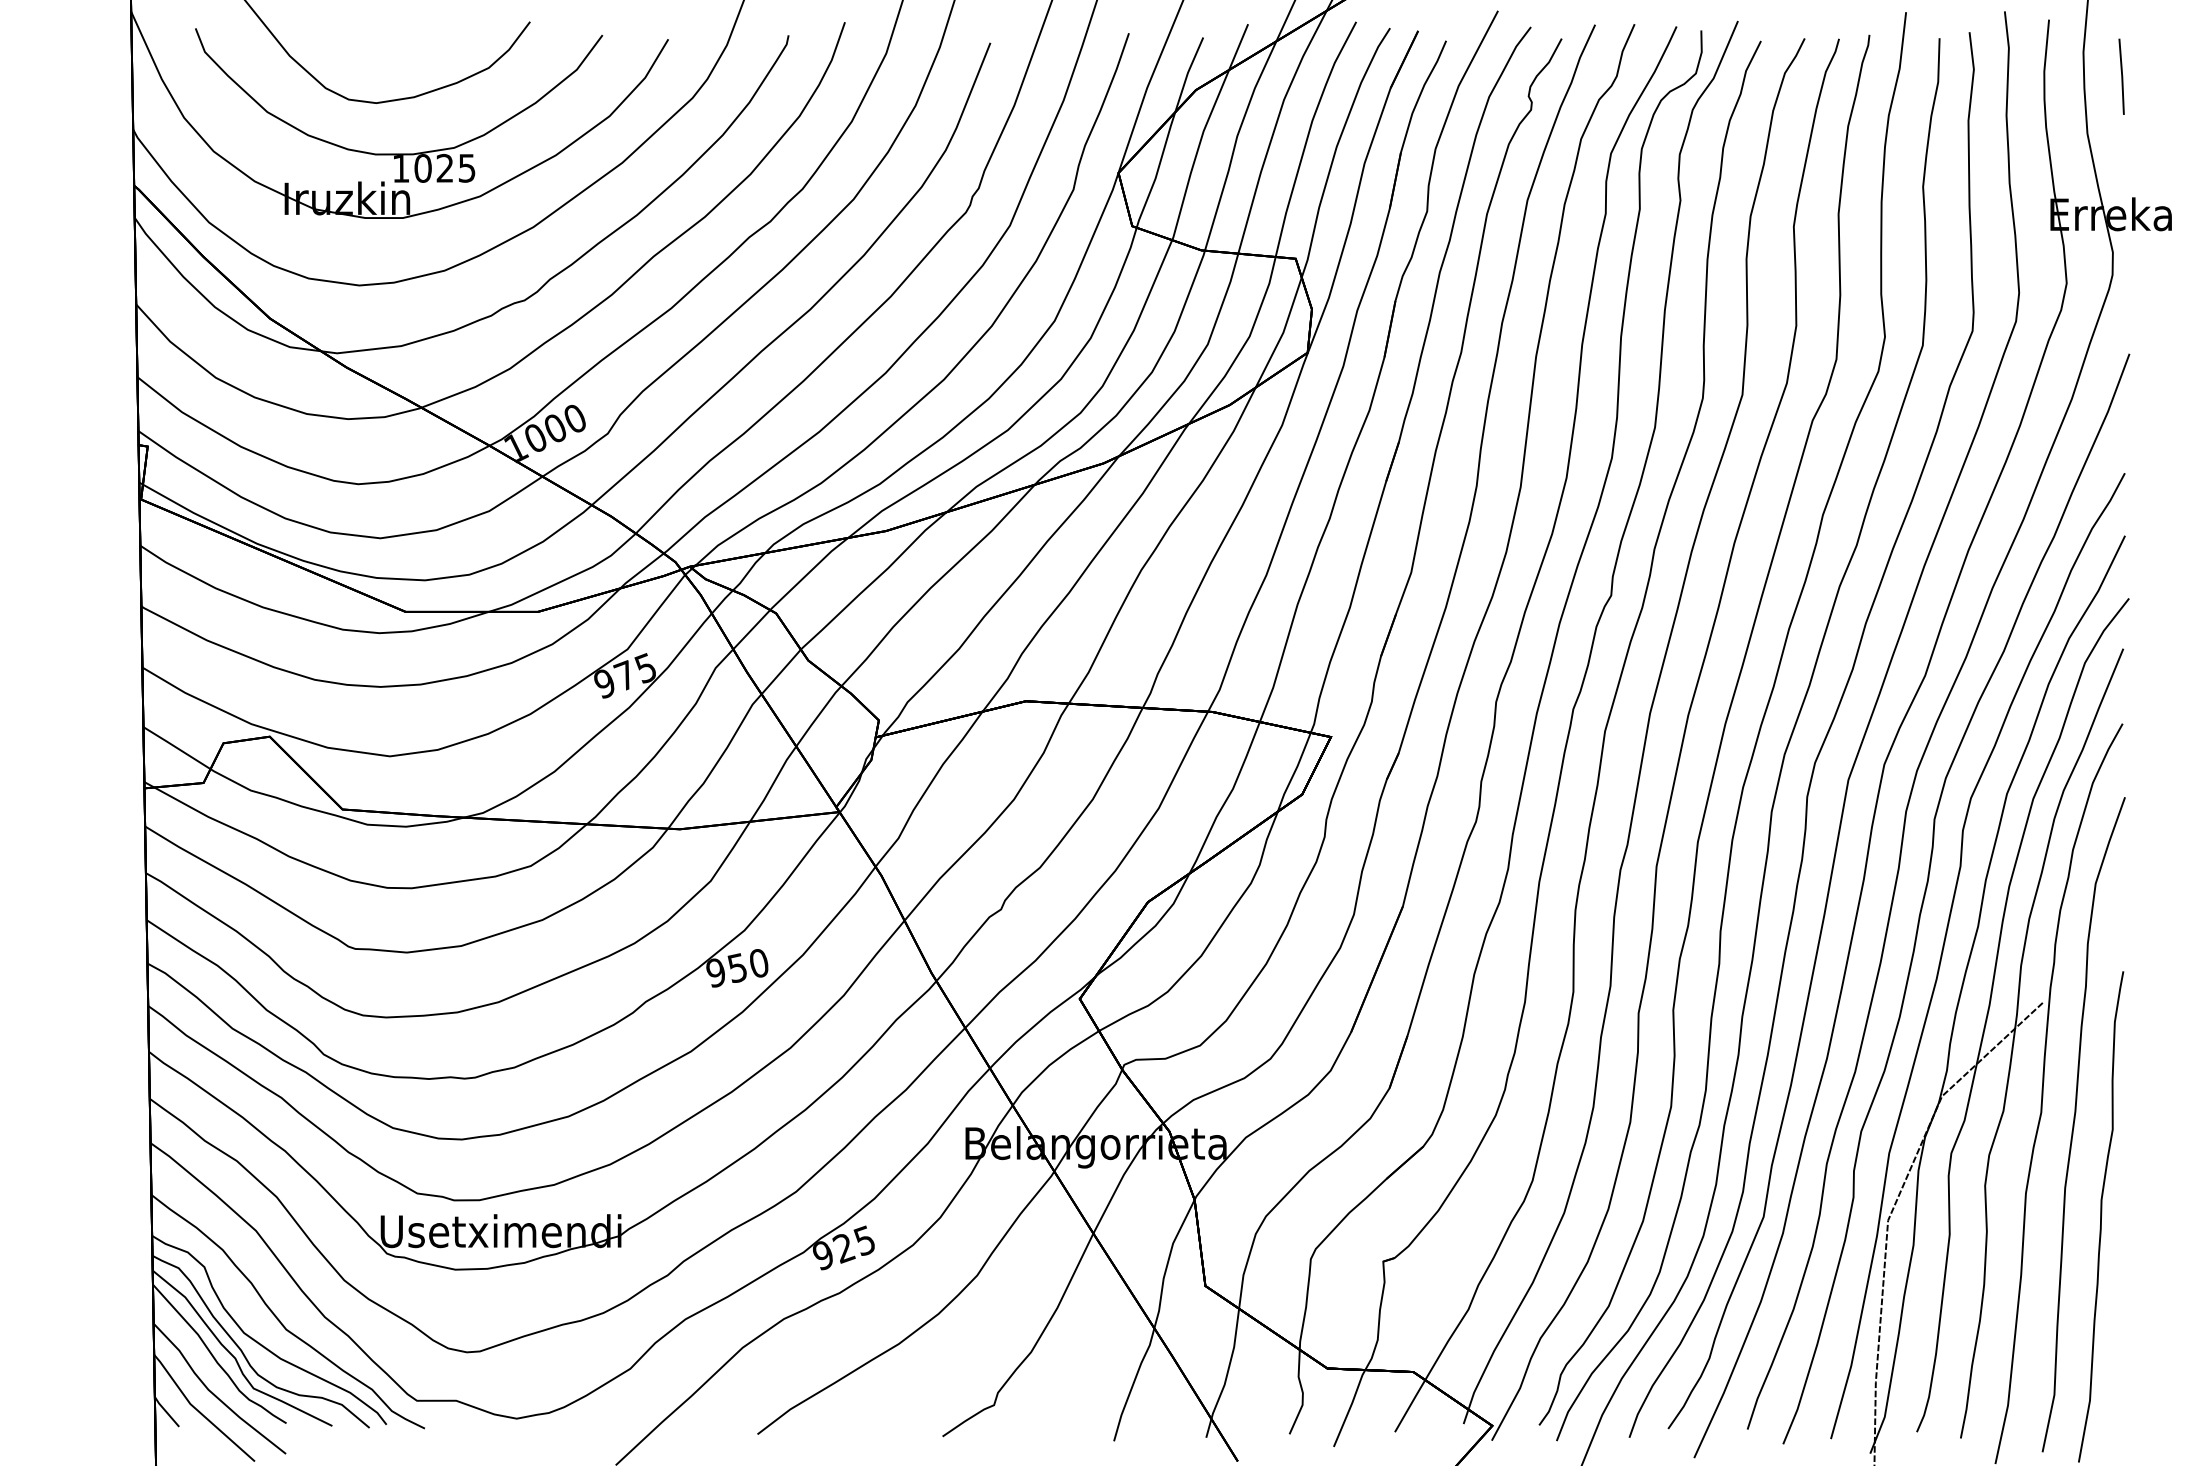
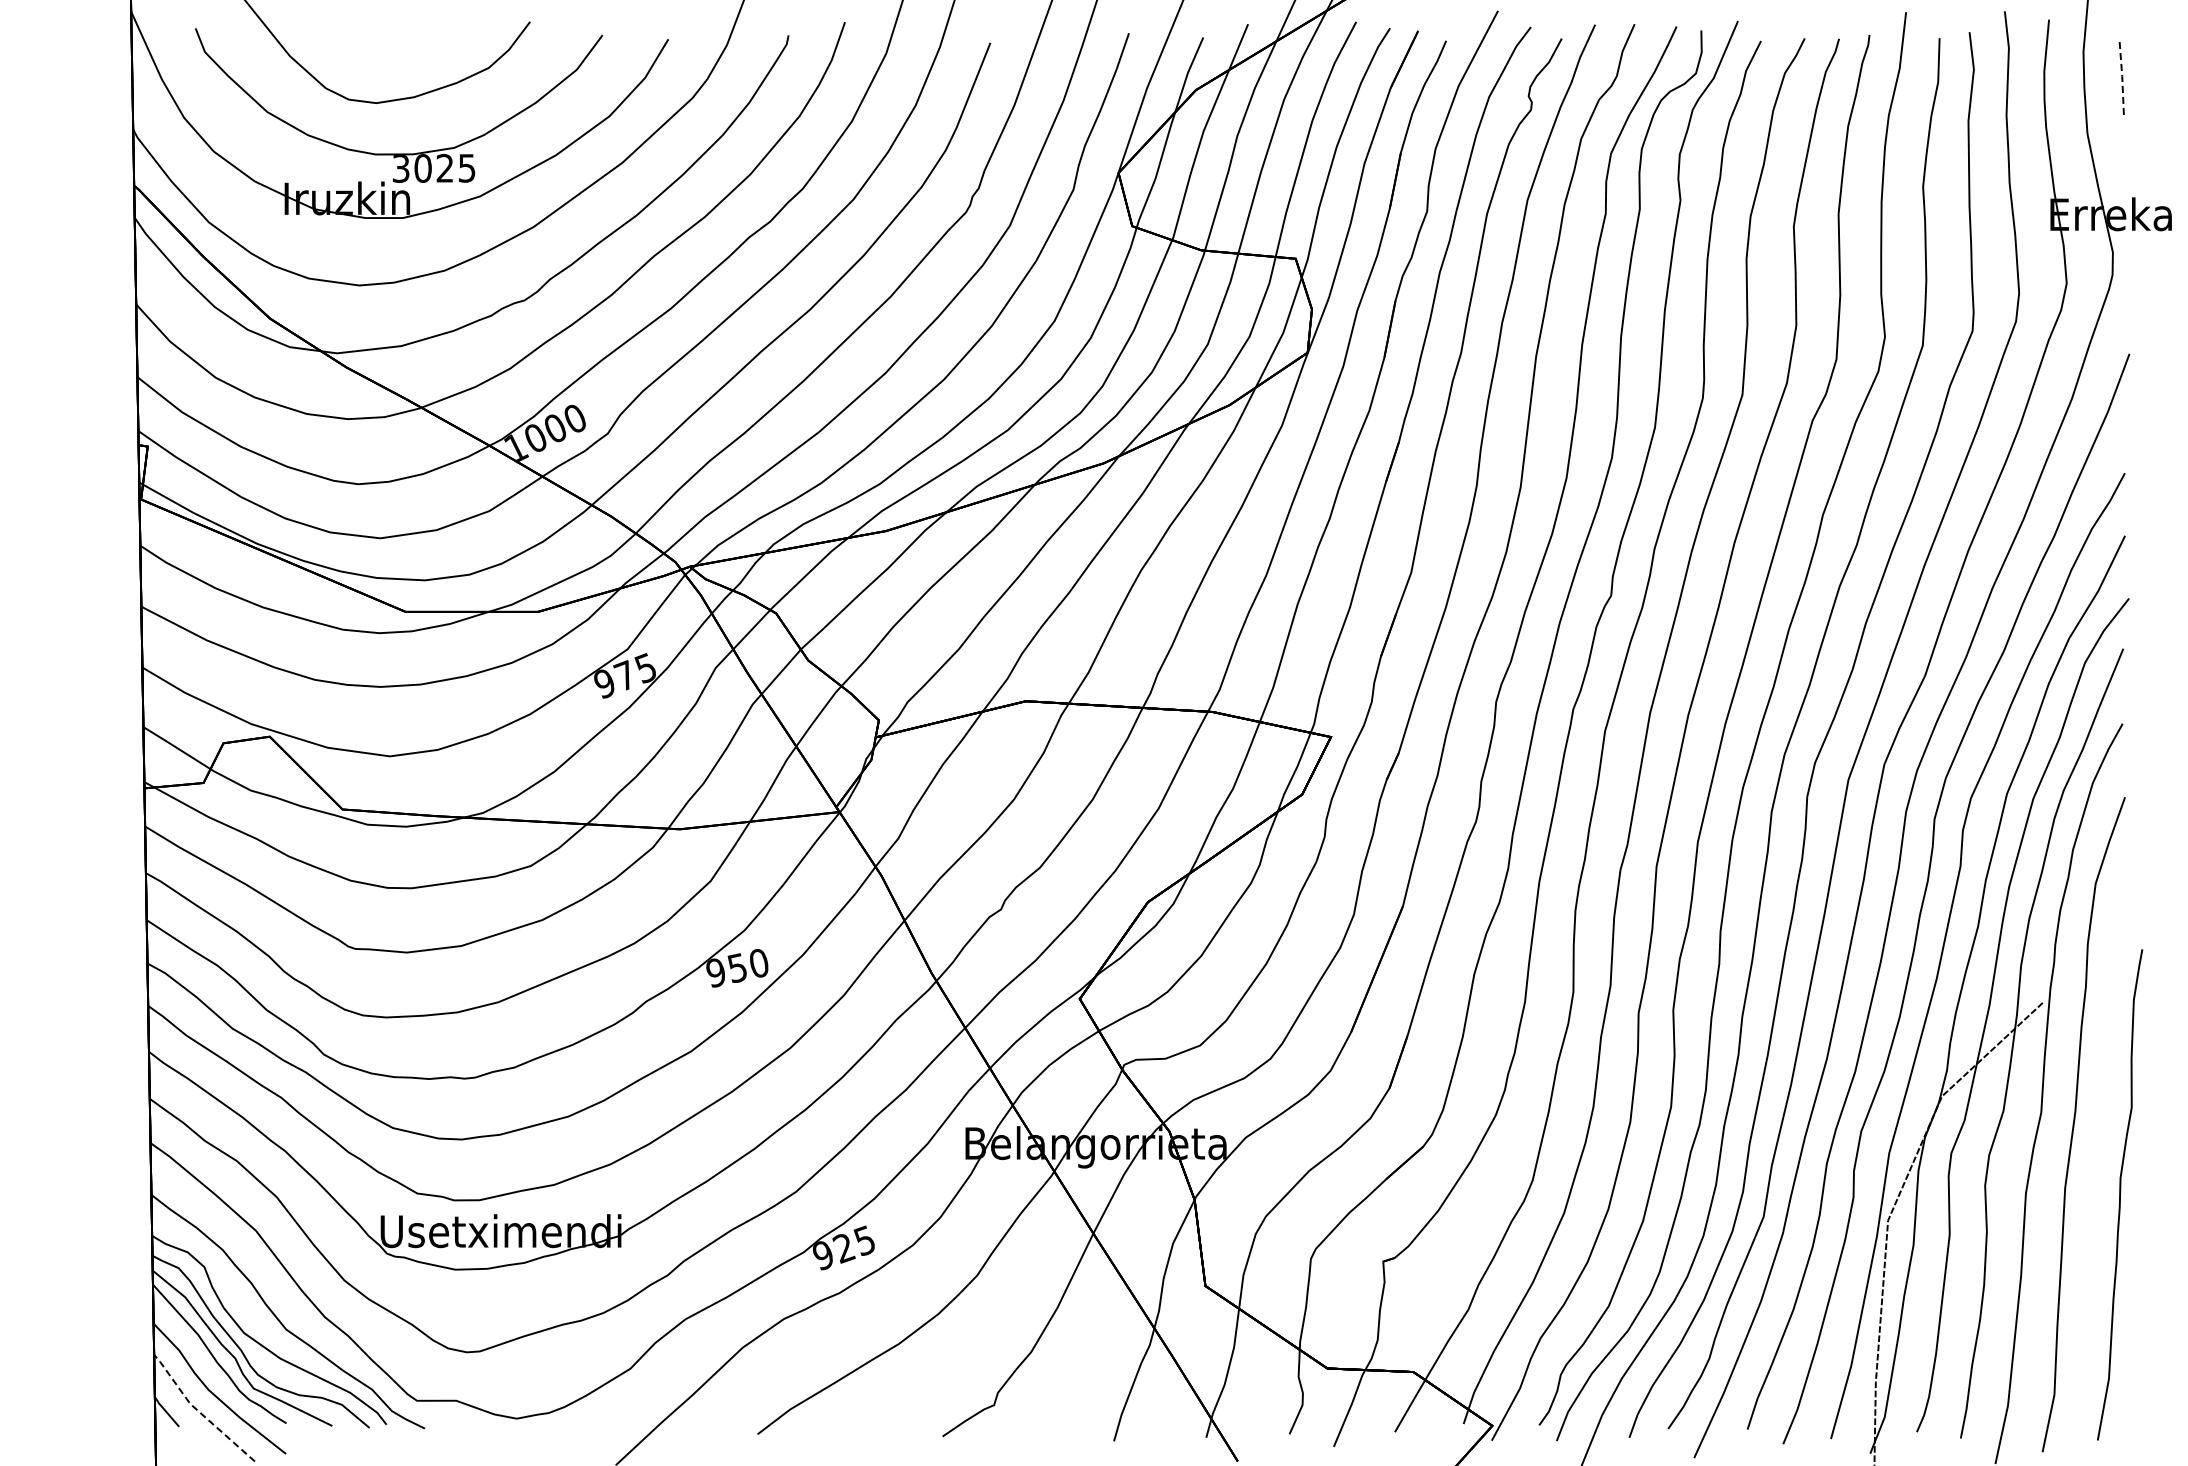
line: solid -> dashed (2122, 76)
text: 1025 -> 3025 (400, 168)
curve position: (2101, 1216) -> (2120, 1194) (2120, 1194)
line: solid -> dashed (198, 1411)
